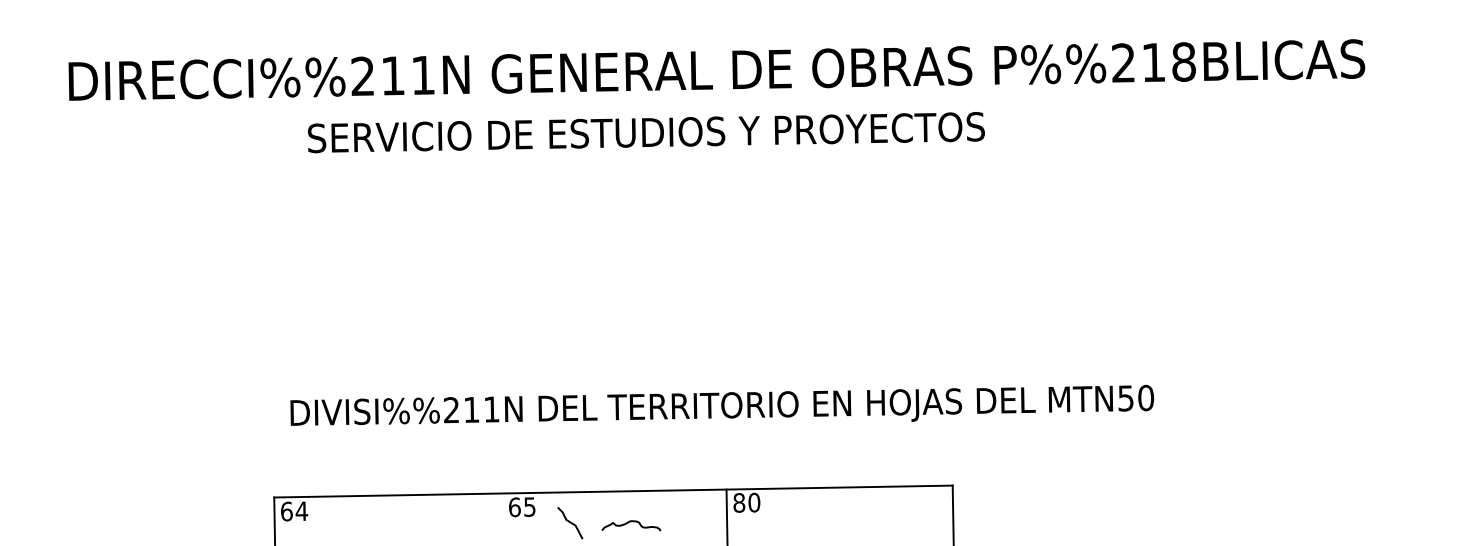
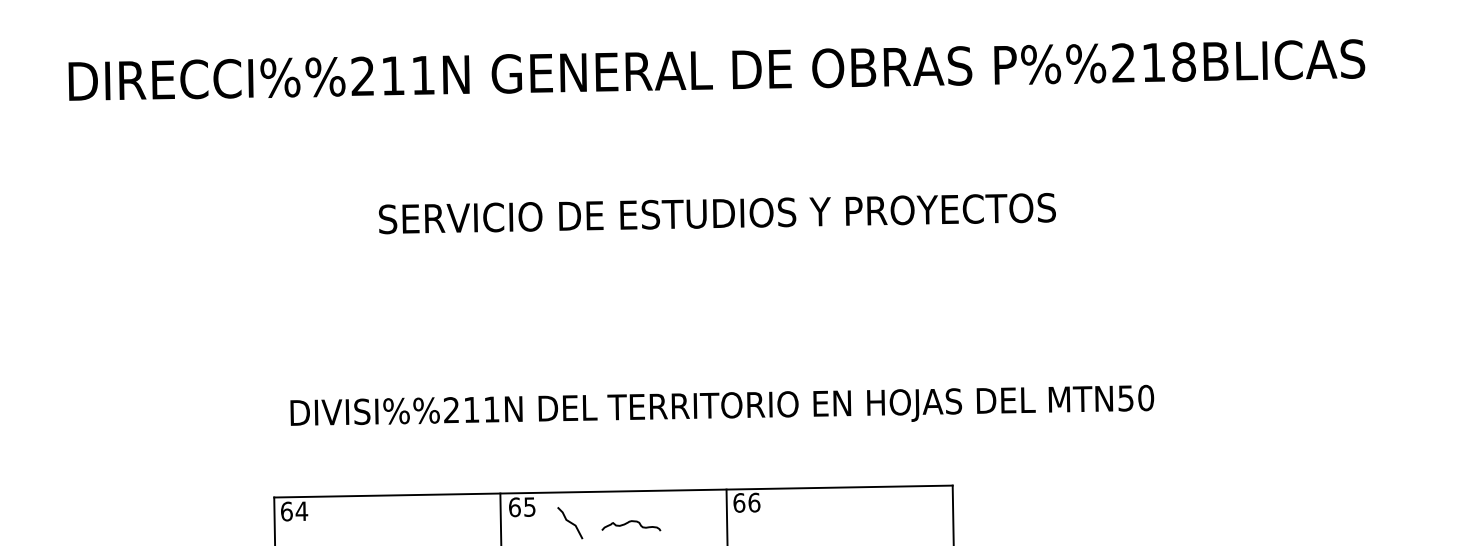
text position: (646, 132) -> (717, 213) (717, 213)
text: 80 -> 66 (746, 502)
line: none -> present (500, 517)
